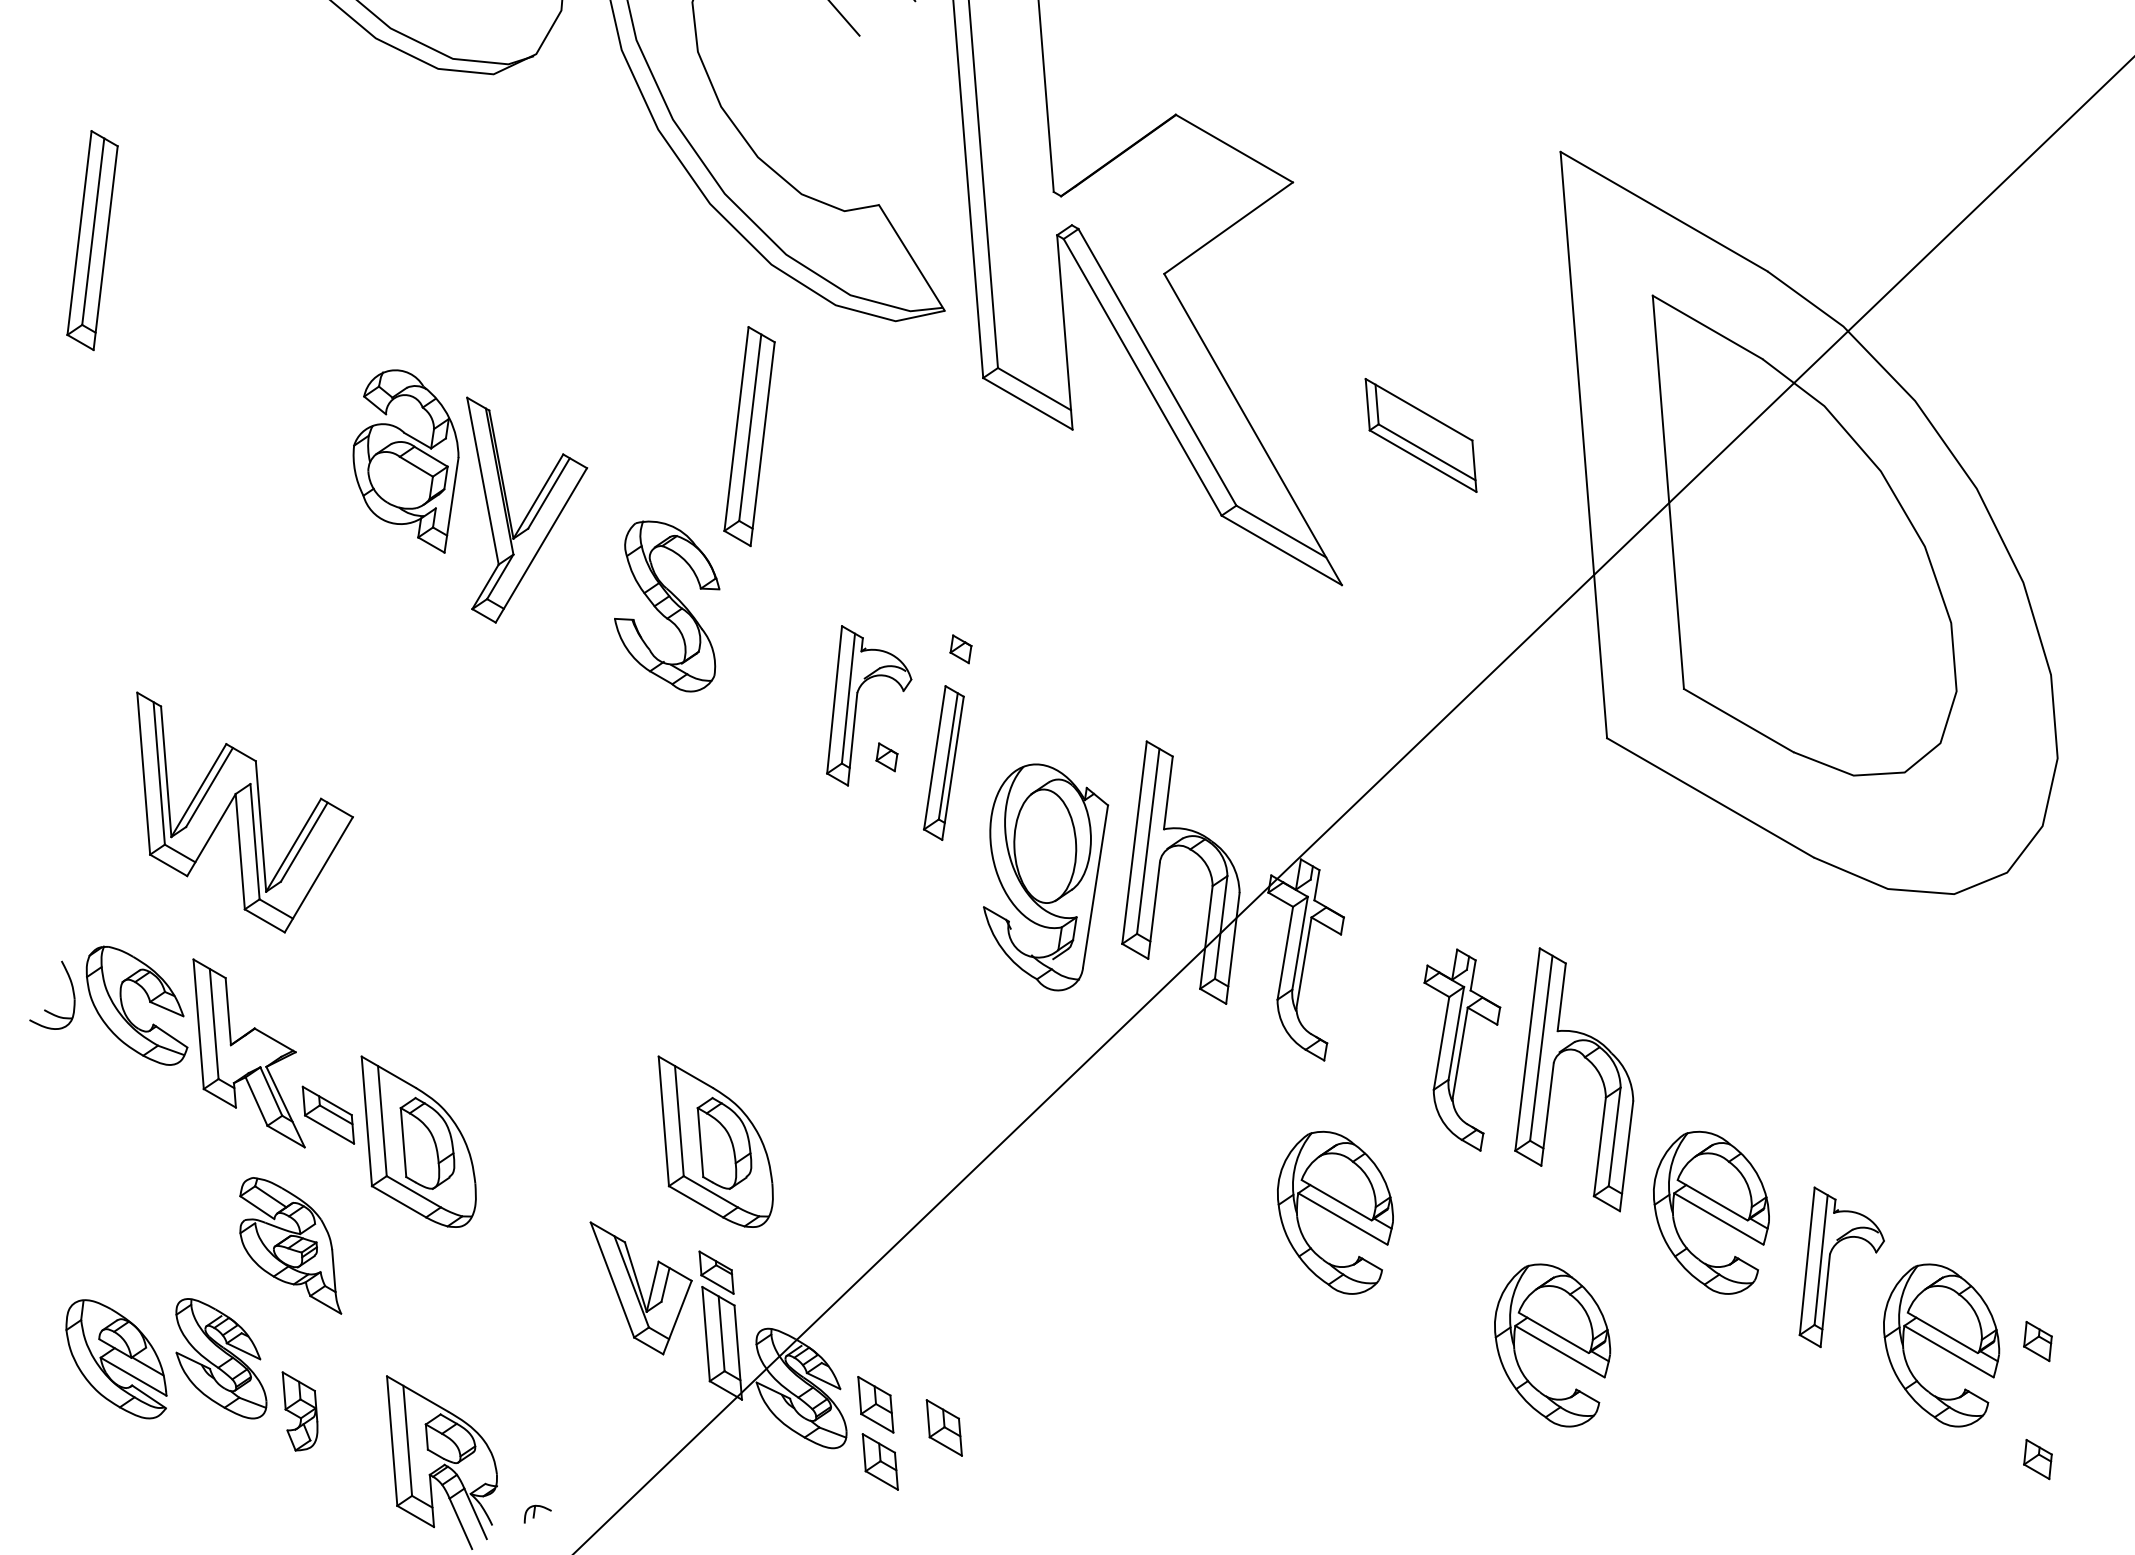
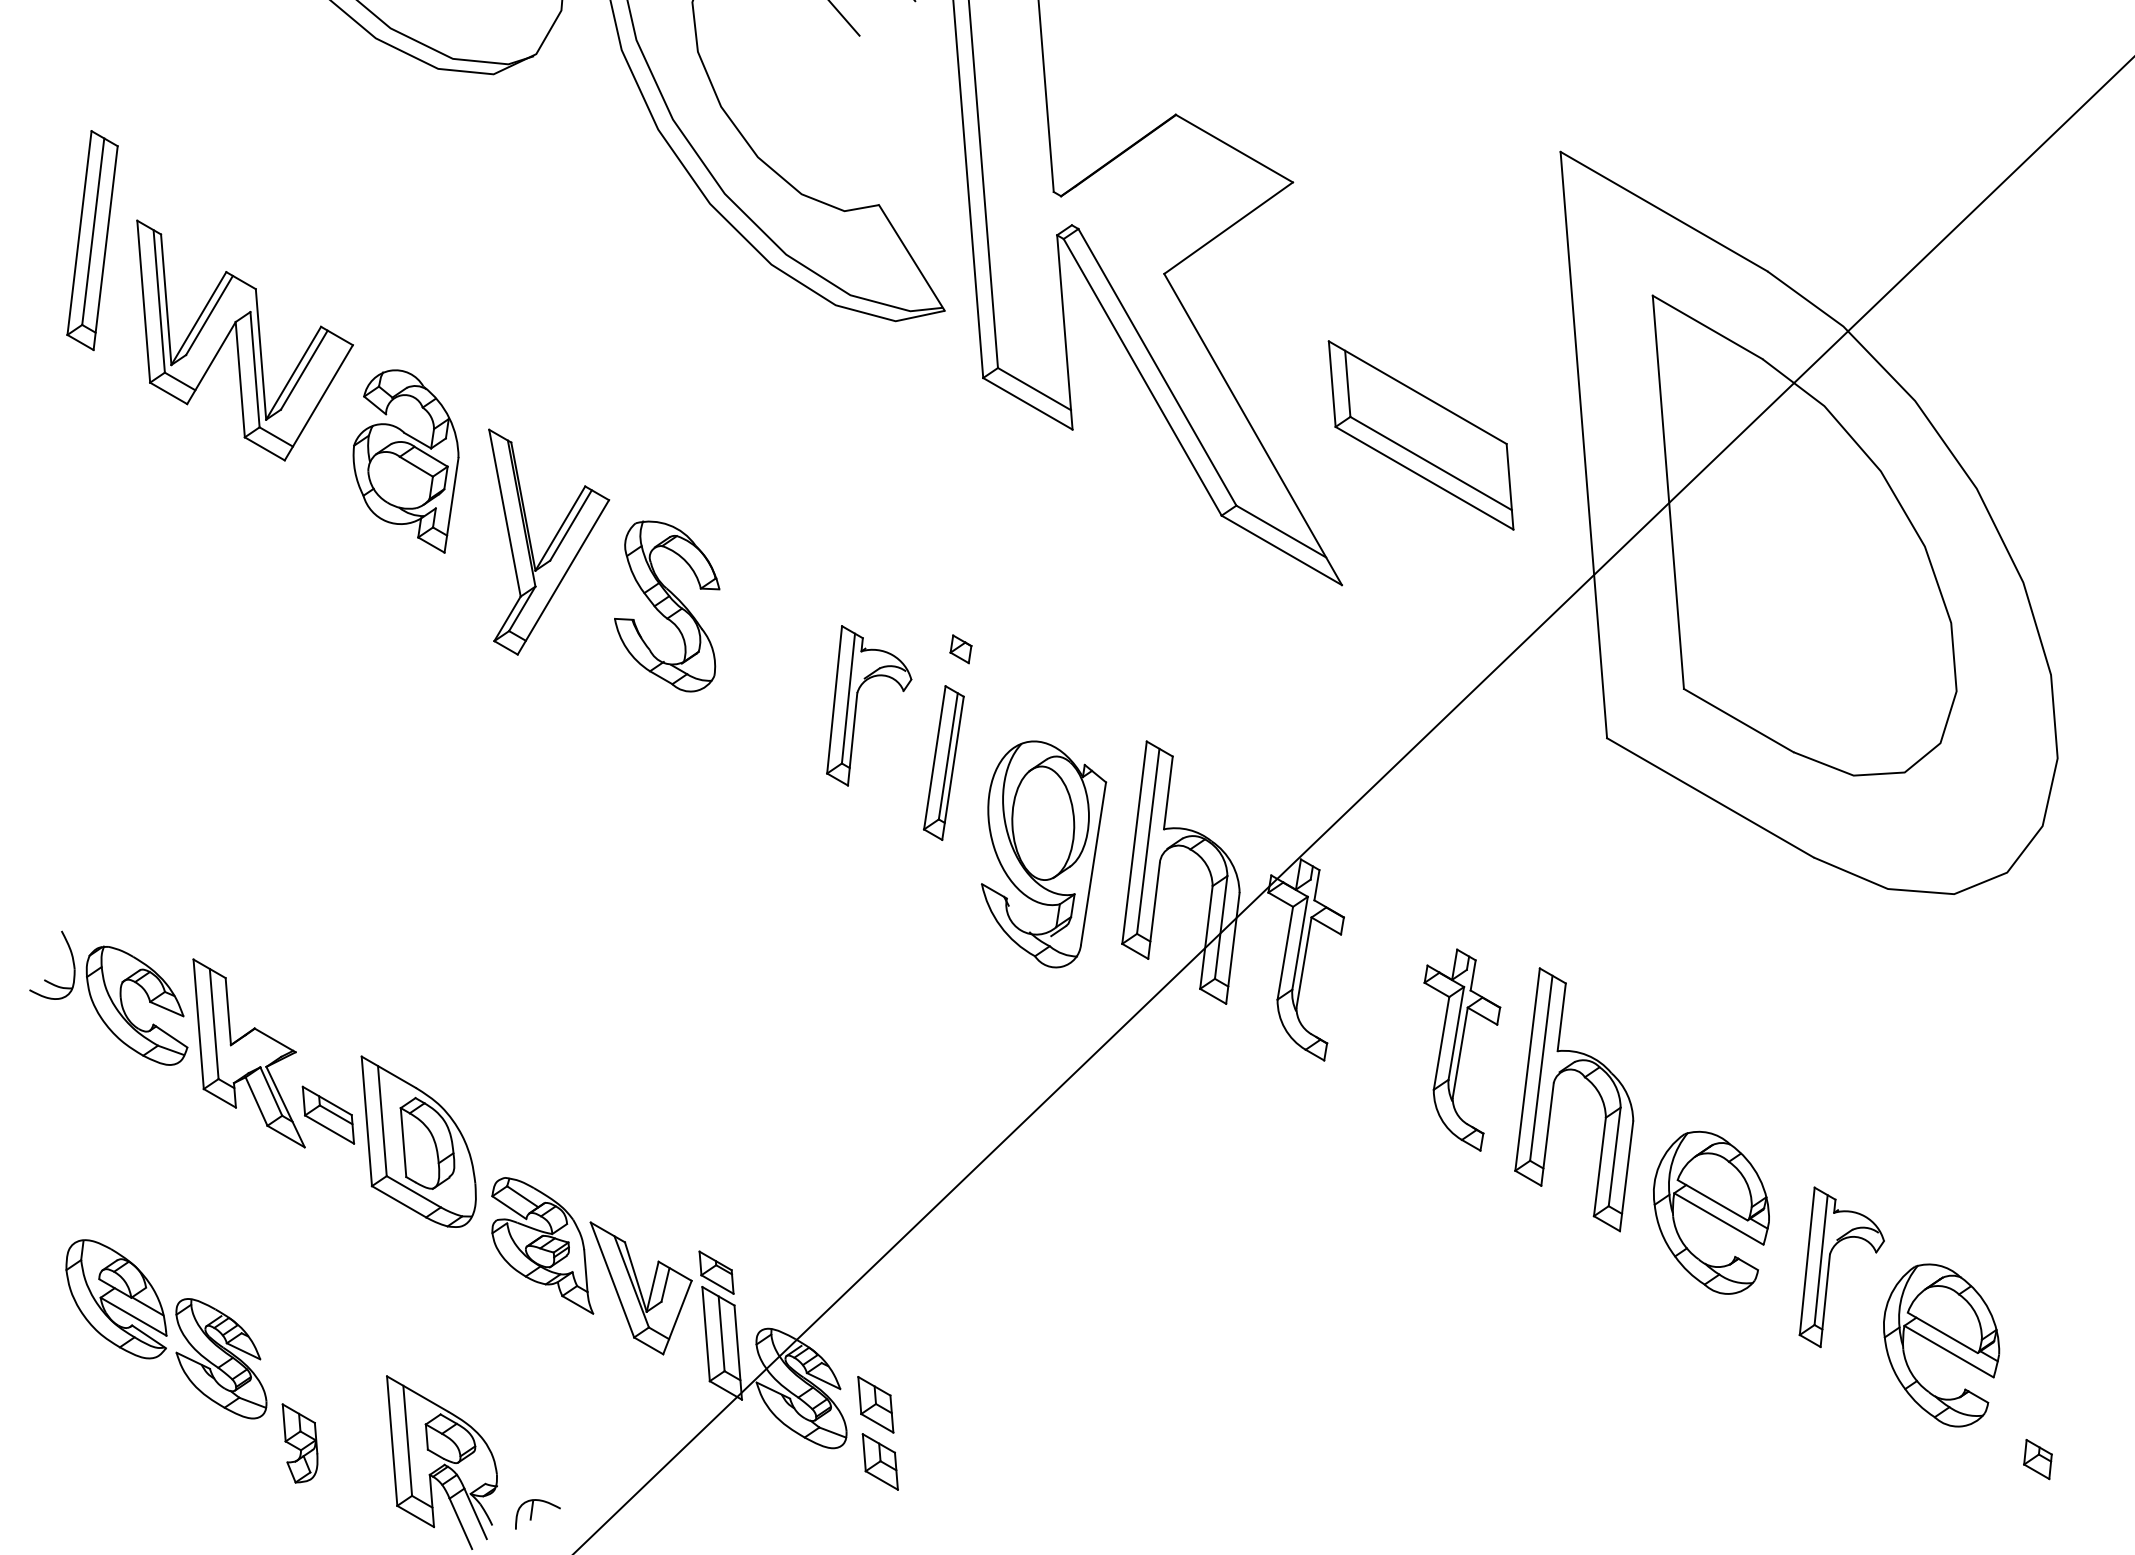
part size: 114x115 px -> 188x191 px (1420, 435)
part: present -> none (749, 436)
part position: (527, 509) -> (549, 541) (549, 541)
part: present -> none (886, 757)
part position: (244, 812) -> (244, 340) (244, 340)
part position: (1046, 877) -> (1044, 854) (1044, 854)
part position: (45, 1009) -> (45, 979) (45, 979)
part position: (1553, 1076) -> (1553, 1096) (1553, 1096)
part: present -> none (715, 1141)
part: present -> none (1335, 1212)
part position: (290, 1245) -> (542, 1245) (542, 1245)
part: present -> none (2037, 1341)
part: present -> none (1552, 1345)
part position: (116, 1359) -> (116, 1299) (116, 1299)
part position: (299, 1411) -> (299, 1443) (299, 1443)
part: present -> none (943, 1427)
part size: 29x20 px -> 46x31 px (537, 1514)
